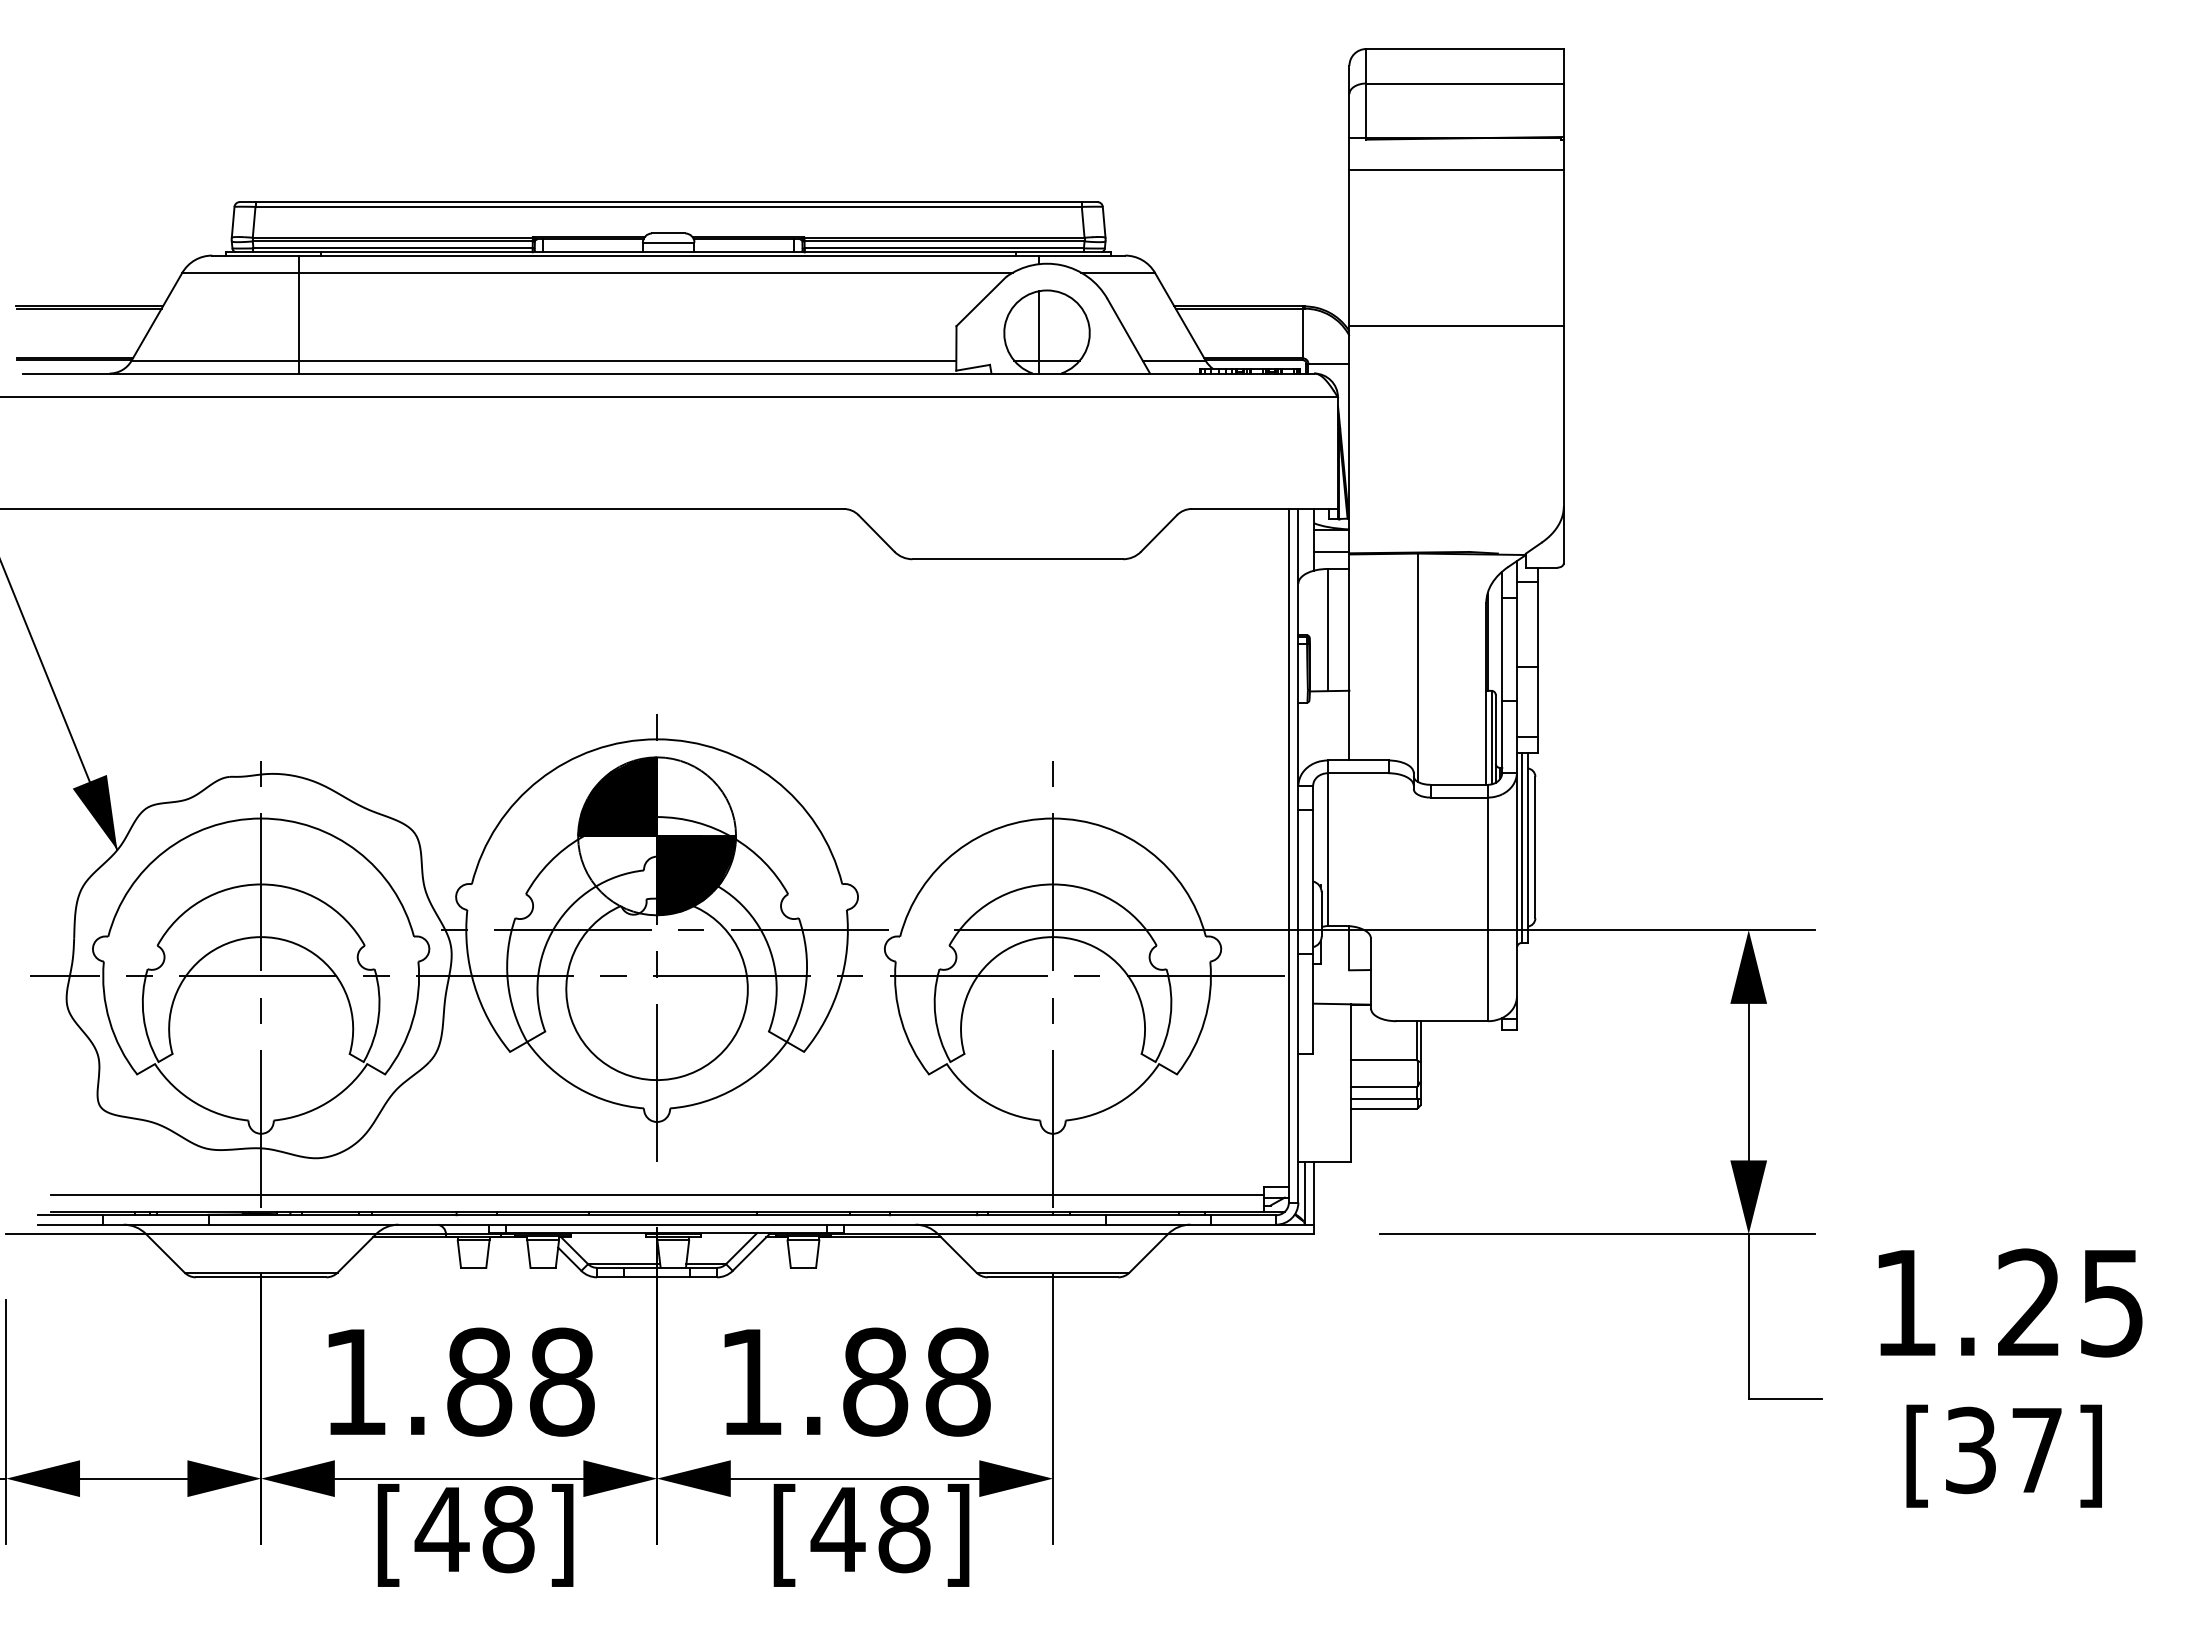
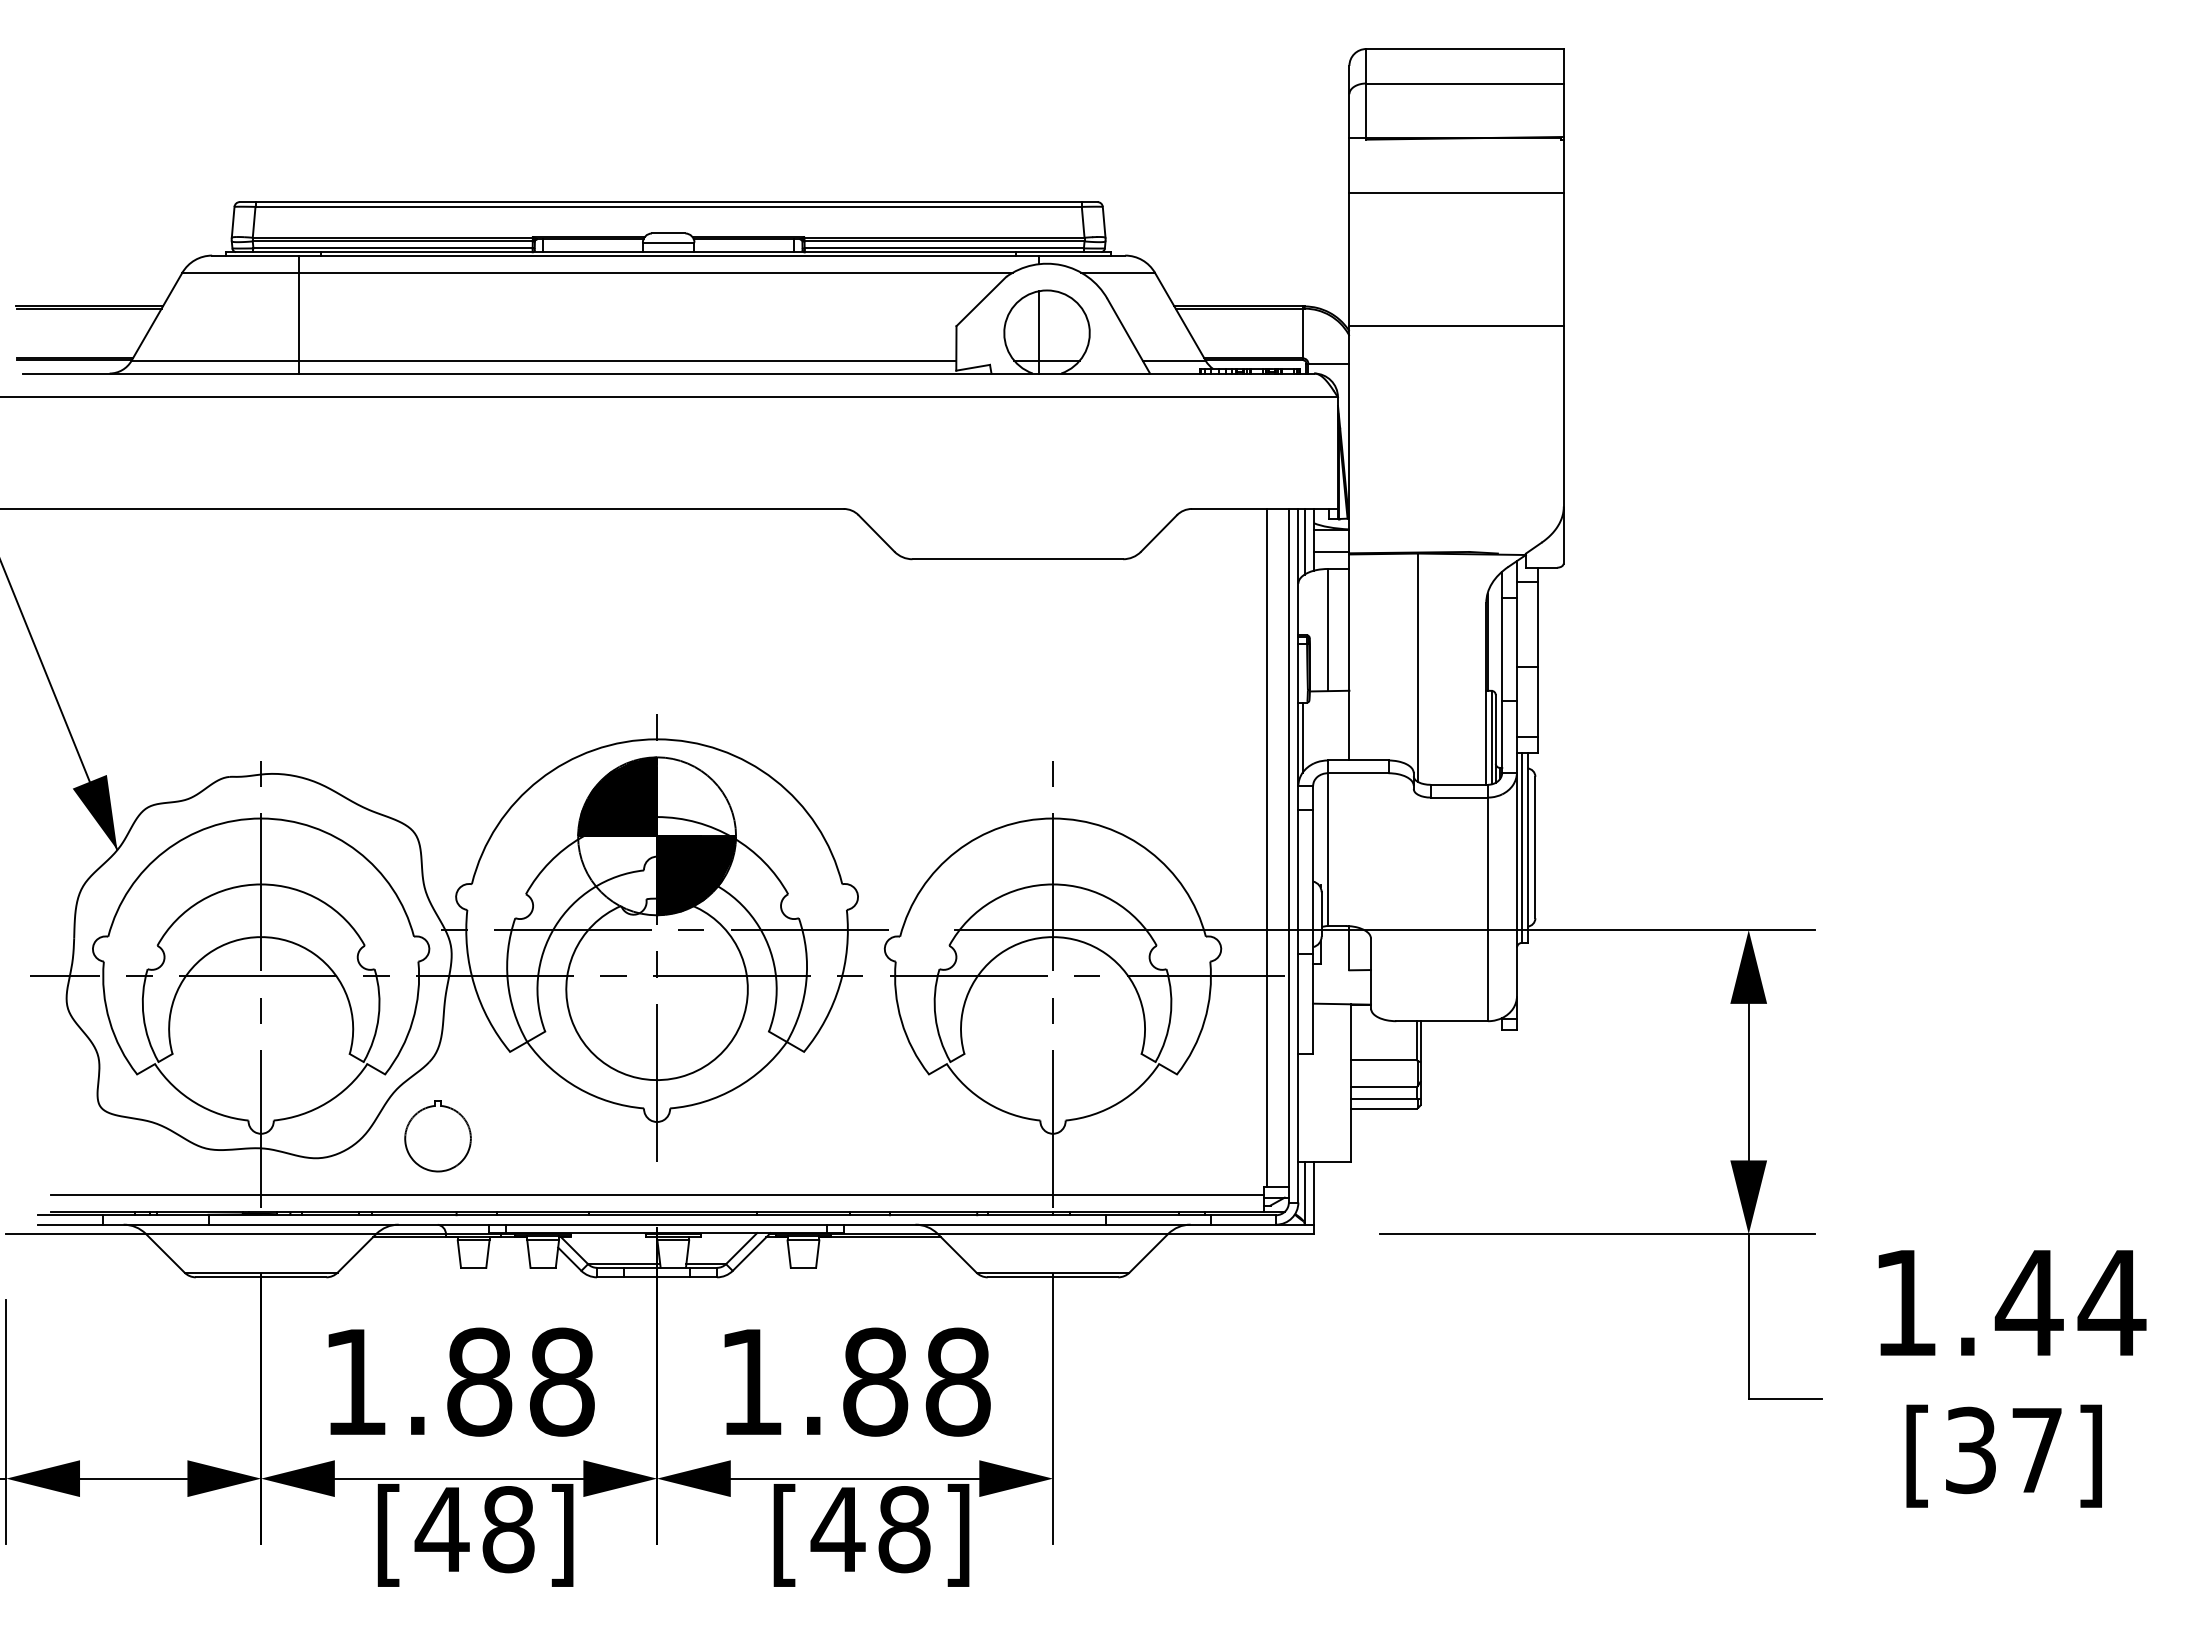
line position: (1456, 169) -> (1456, 192) (1456, 192)
line: none -> present (1304, 541)
line: none -> present (1302, 737)
line: none -> present (1267, 847)
part: none -> present (437, 1136)
text: 1.25 -> 1.44 (2070, 1302)
